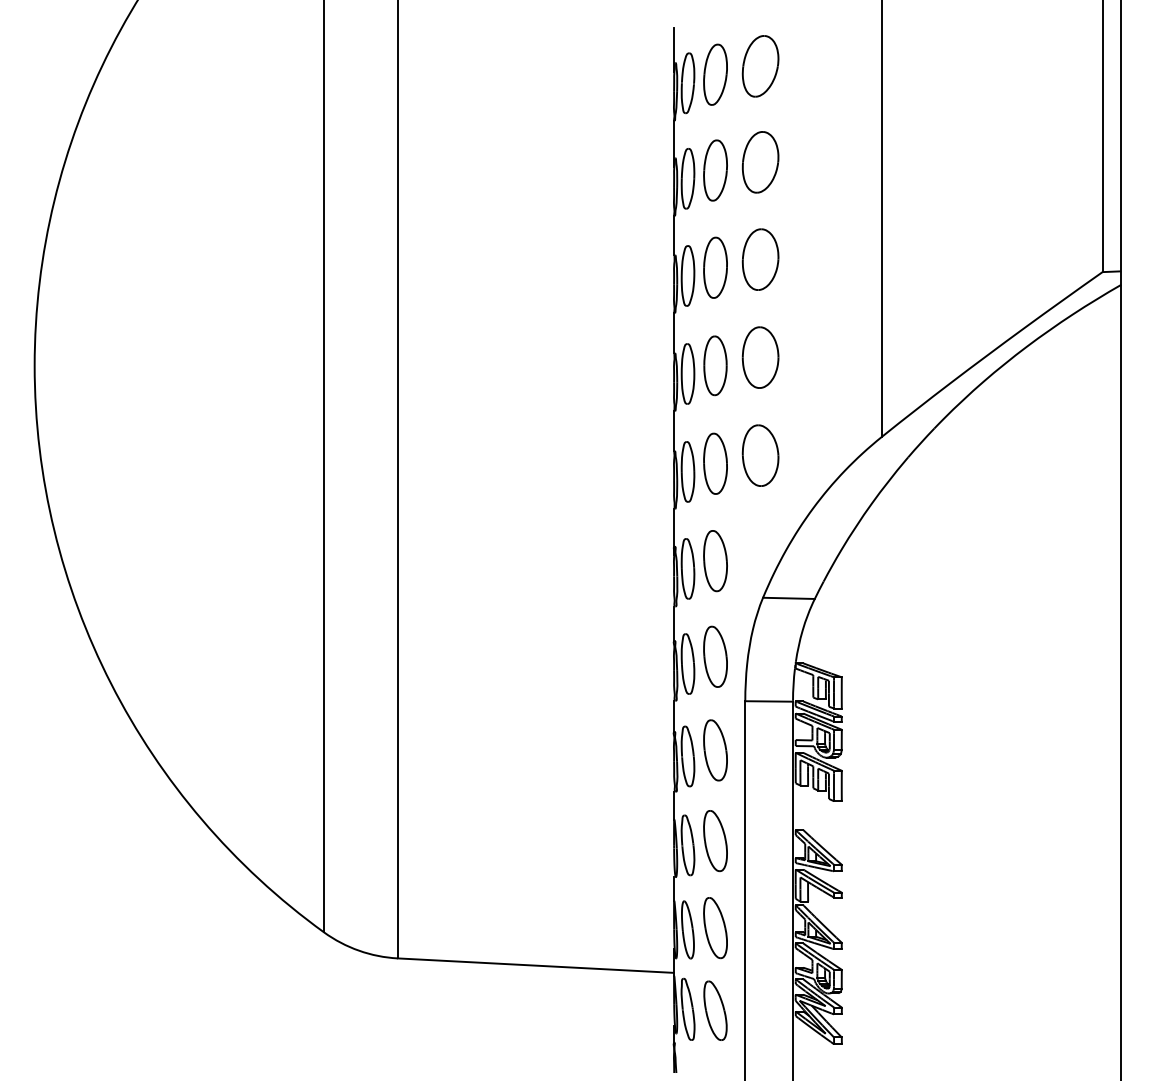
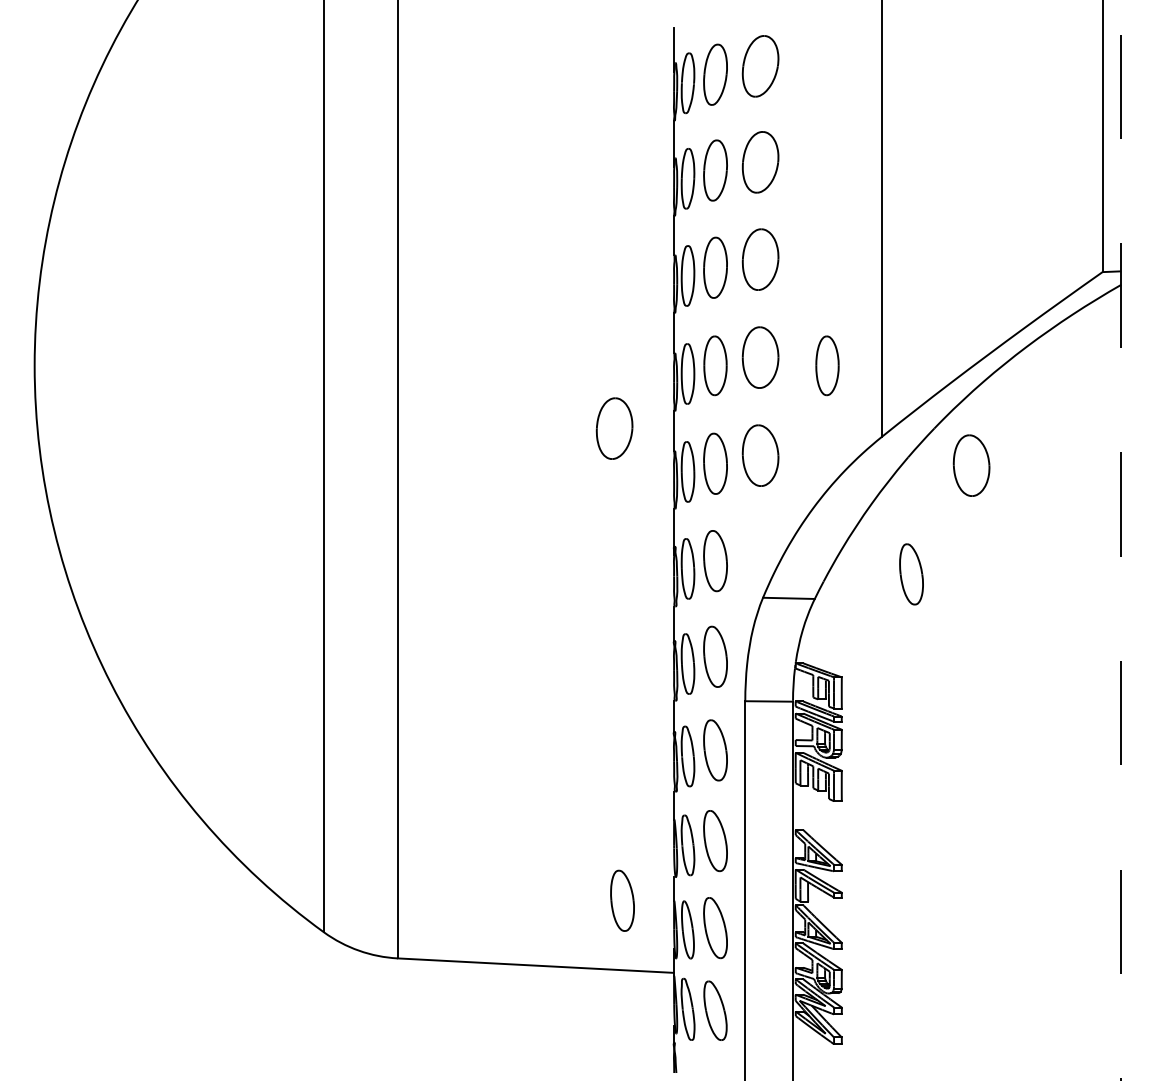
part: none -> present (827, 365)
part: none -> present (614, 428)
part: none -> present (971, 465)
line: solid -> dashed (1121, 540)
part: none -> present (911, 574)
part: none -> present (622, 900)
